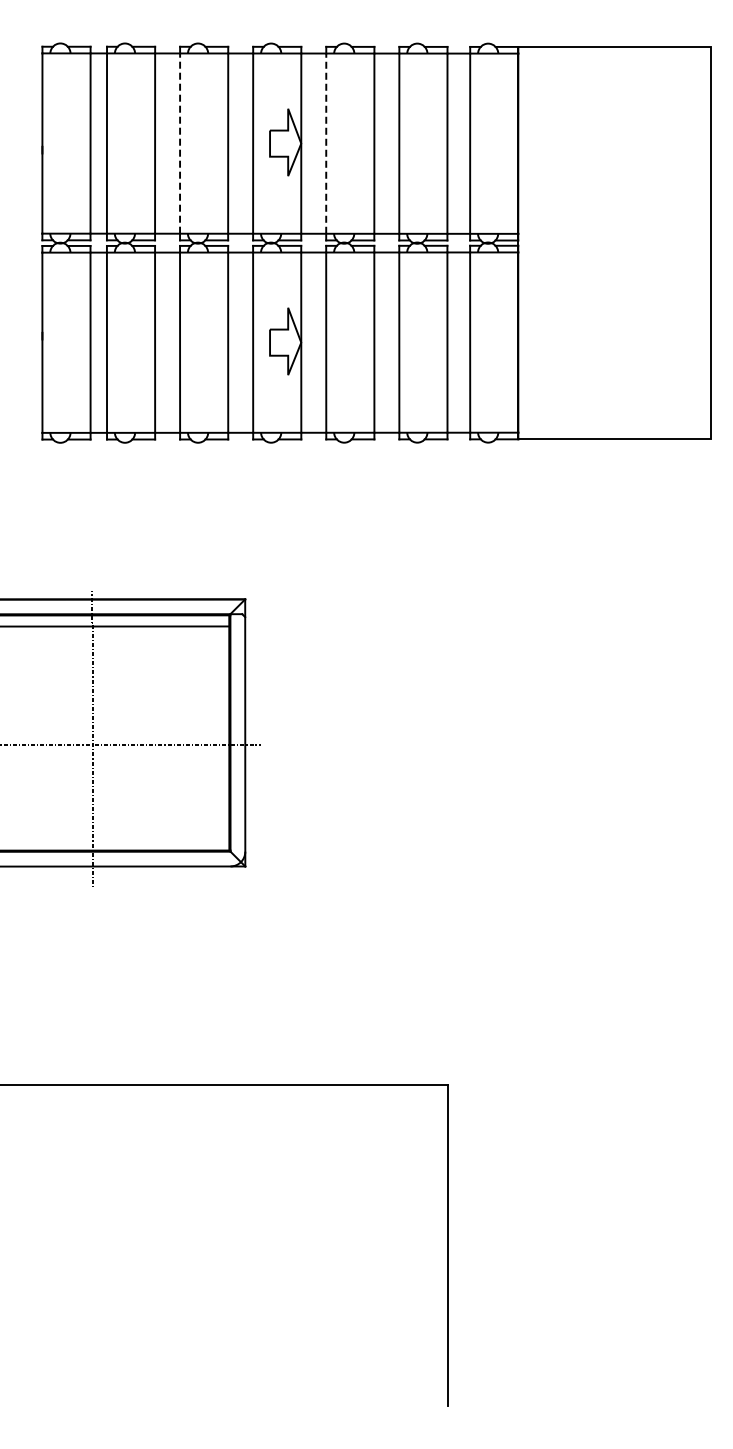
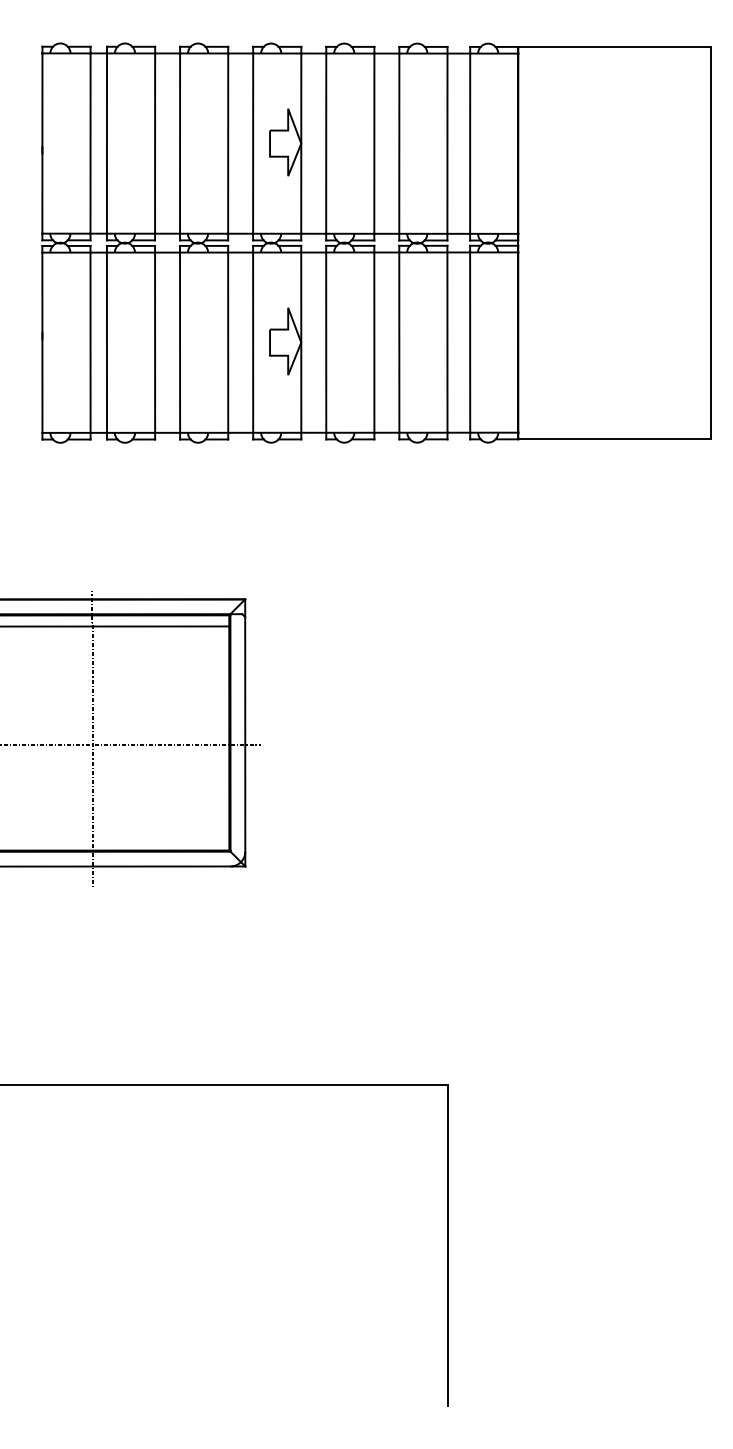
line: dashed -> solid (180, 143)
line: dashed -> solid (326, 143)
